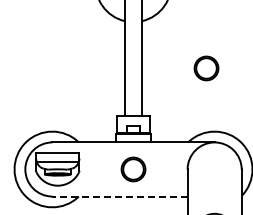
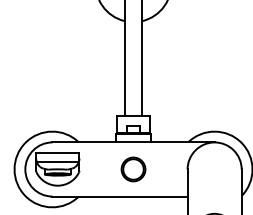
part: present -> none (206, 68)
line: dashed -> solid (120, 196)
